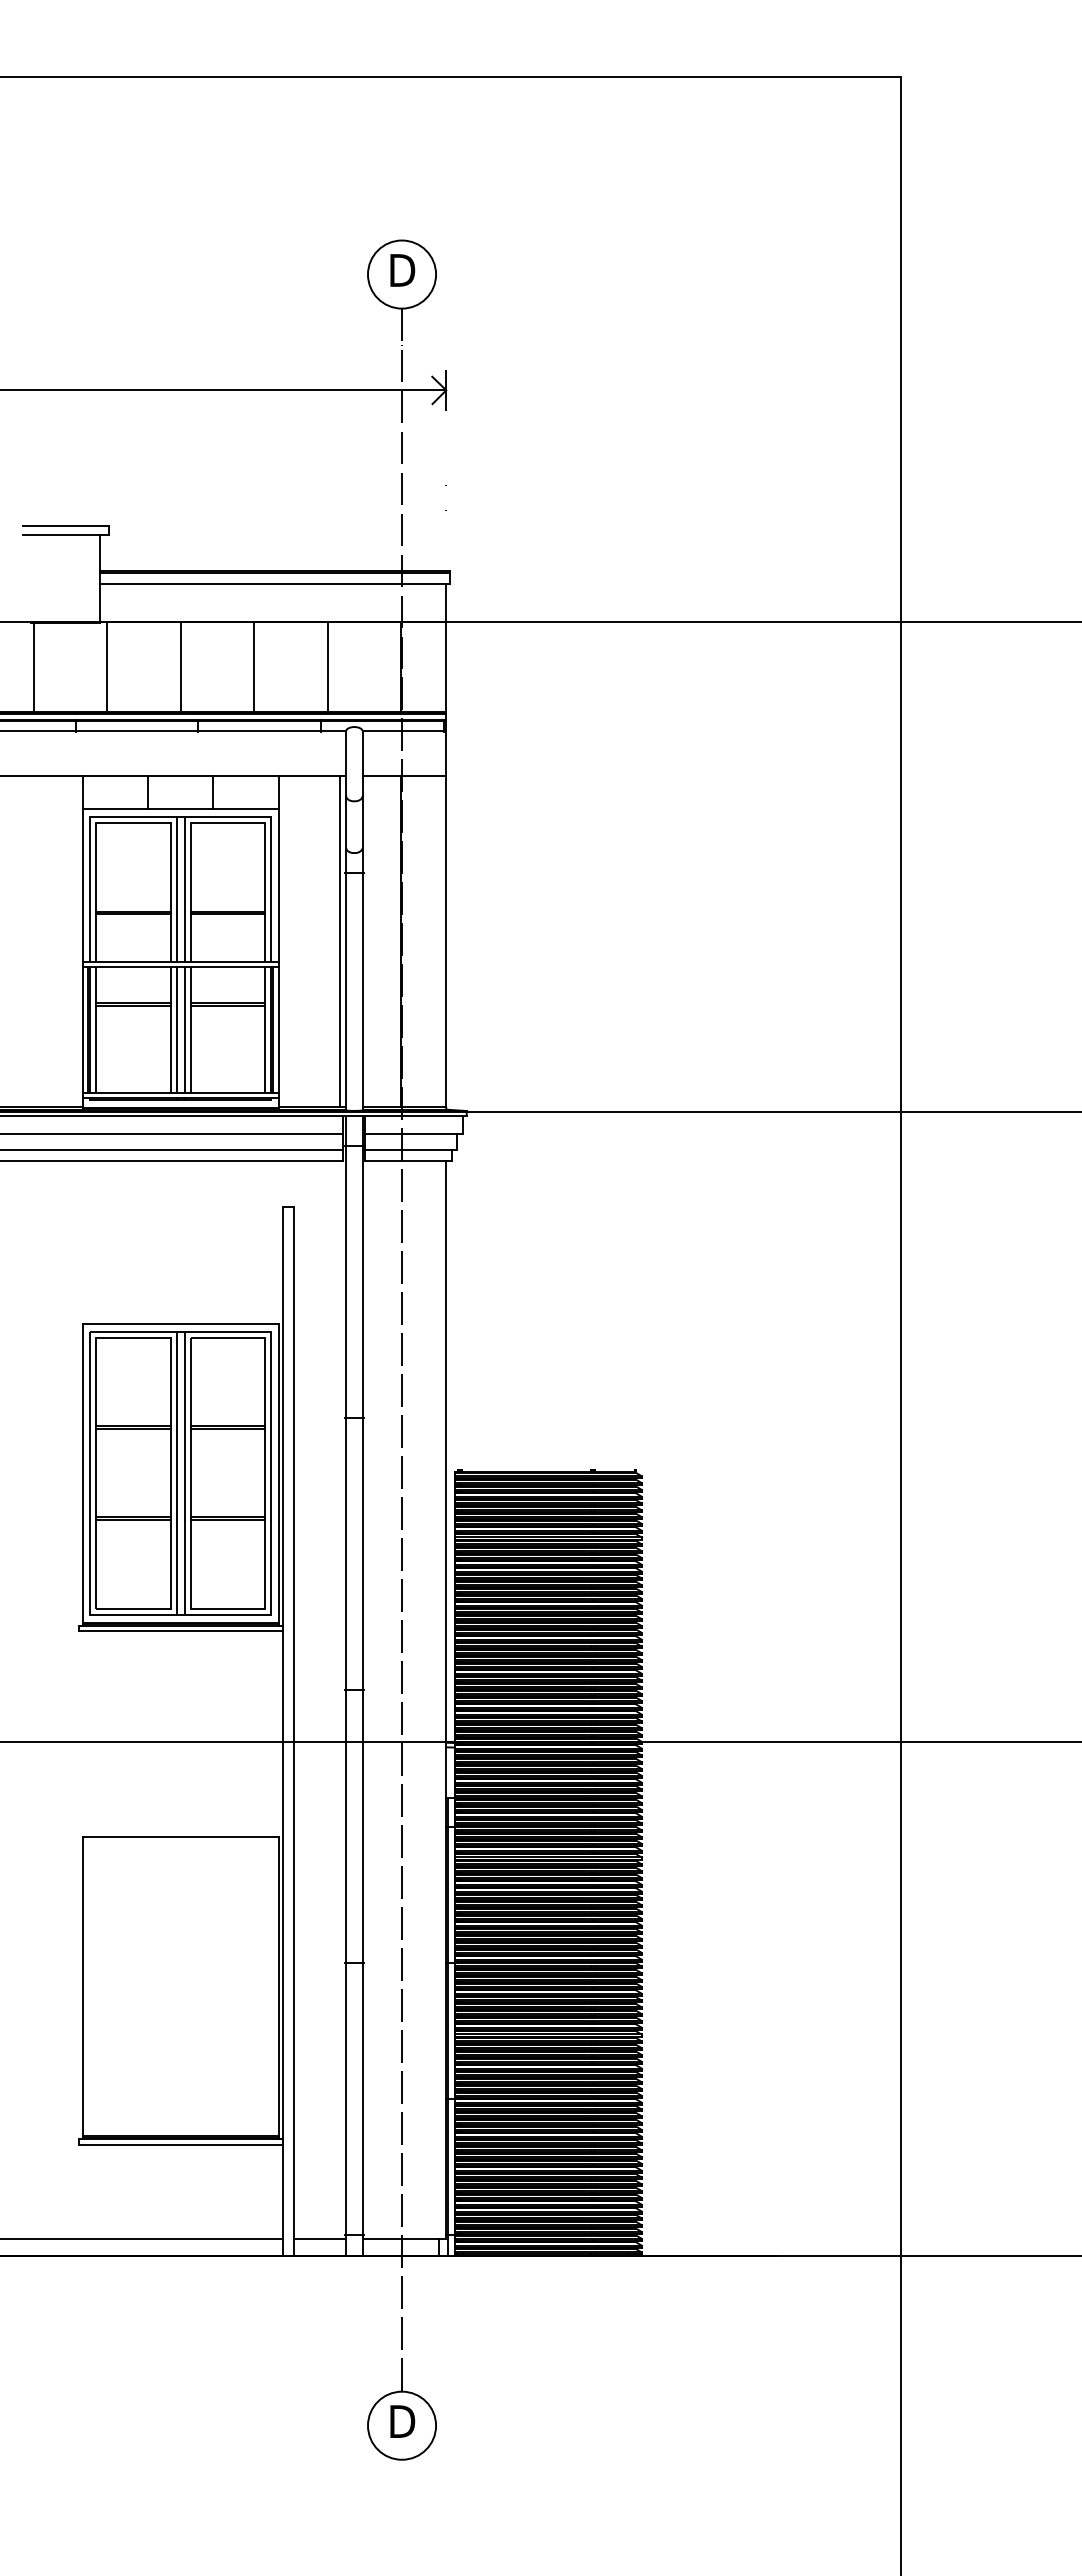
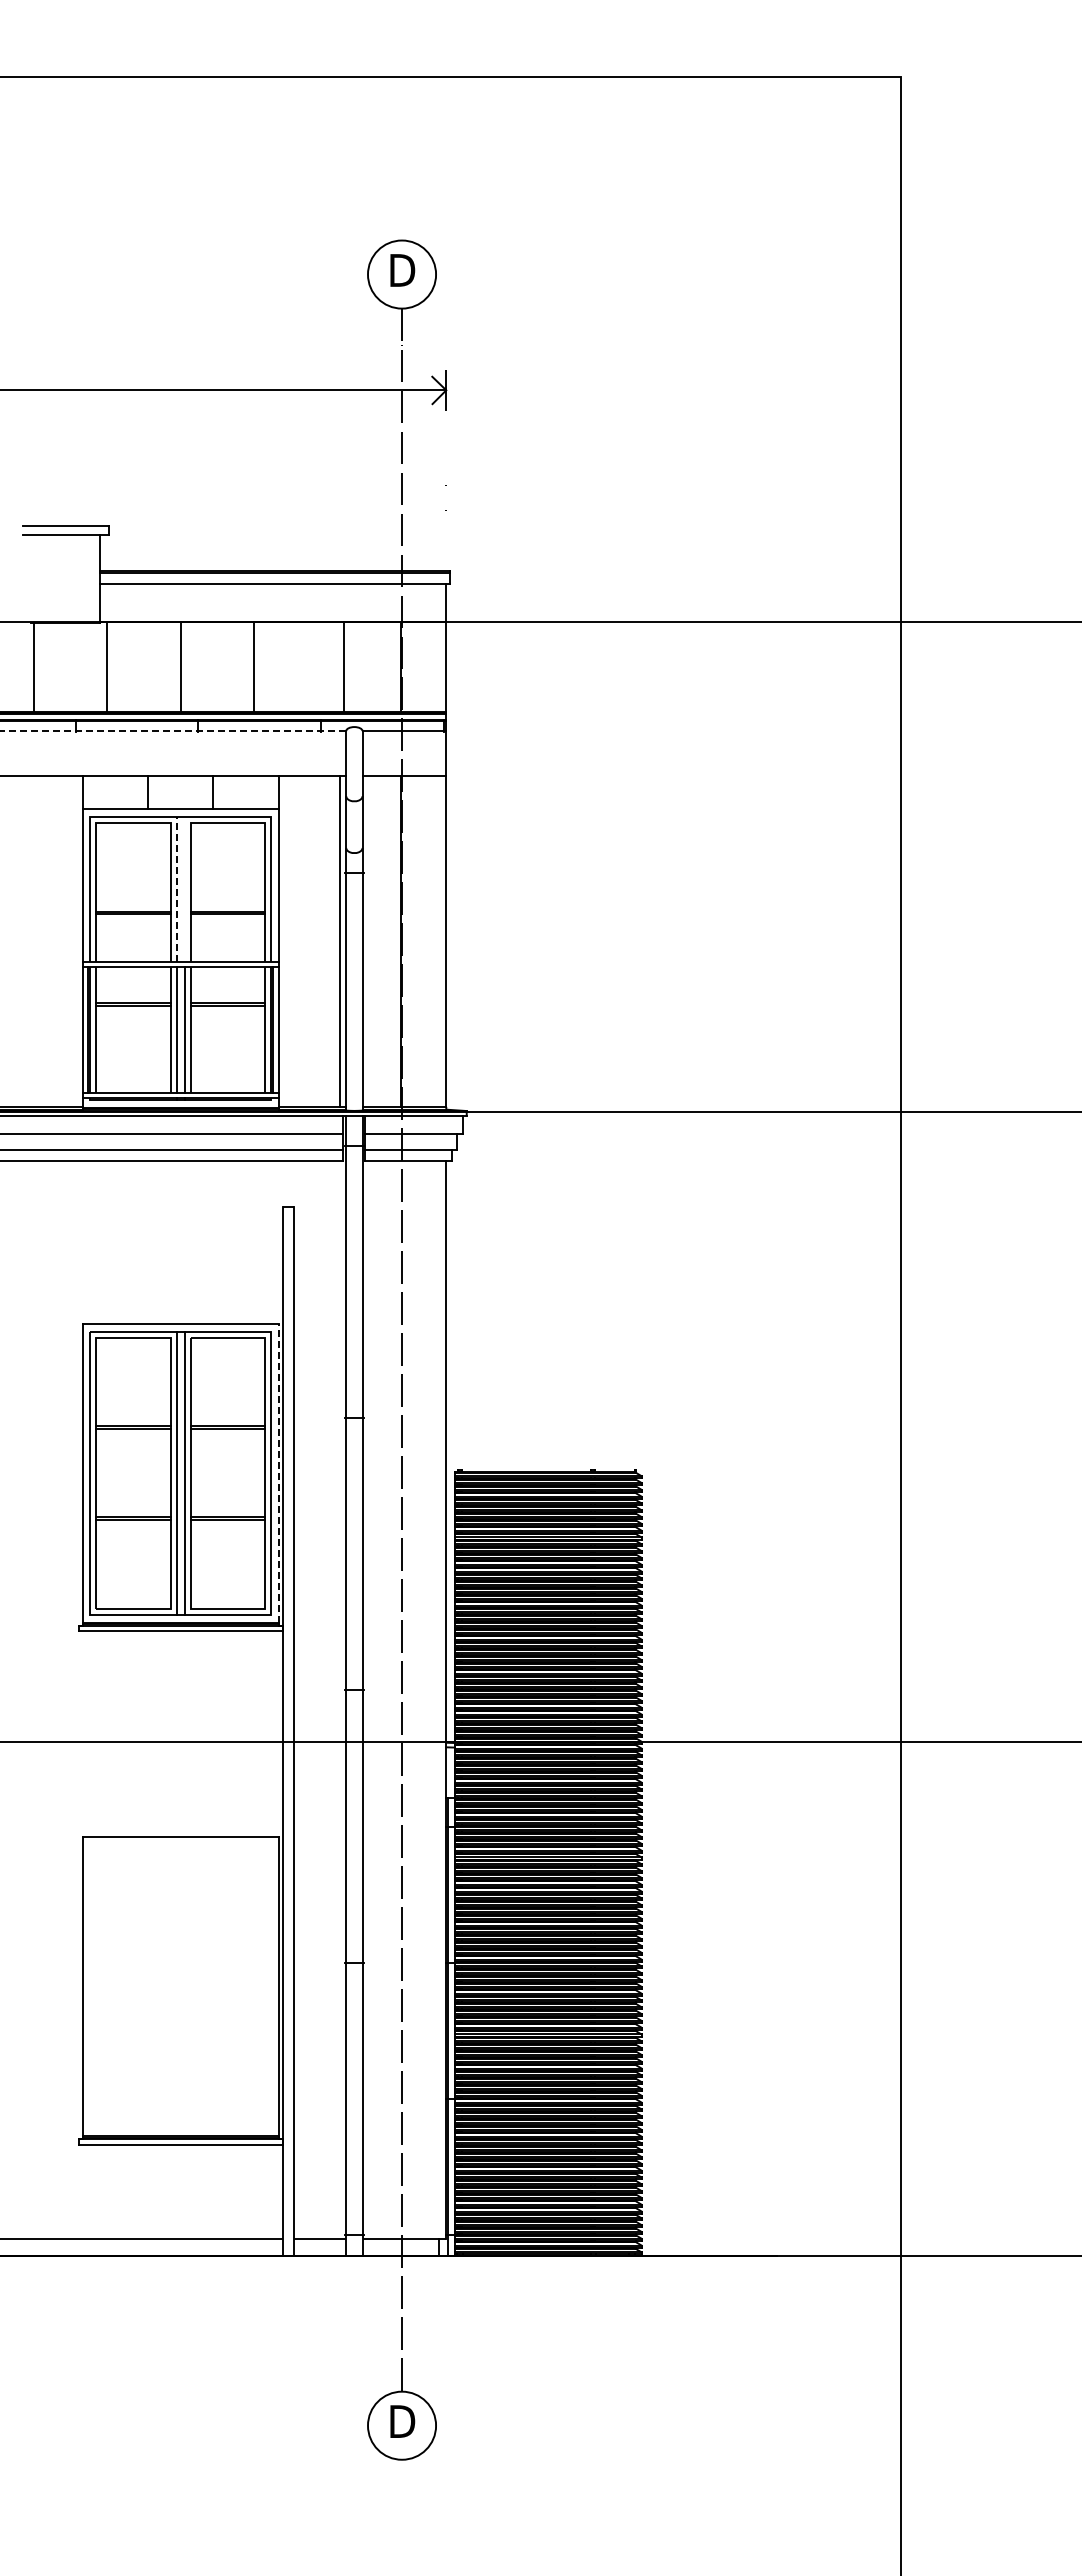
line position: (327, 666) -> (343, 666) (343, 666)
line: solid -> dashed (173, 731)
line: present -> none (184, 888)
line: solid -> dashed (177, 889)
line: solid -> dashed (278, 1473)
